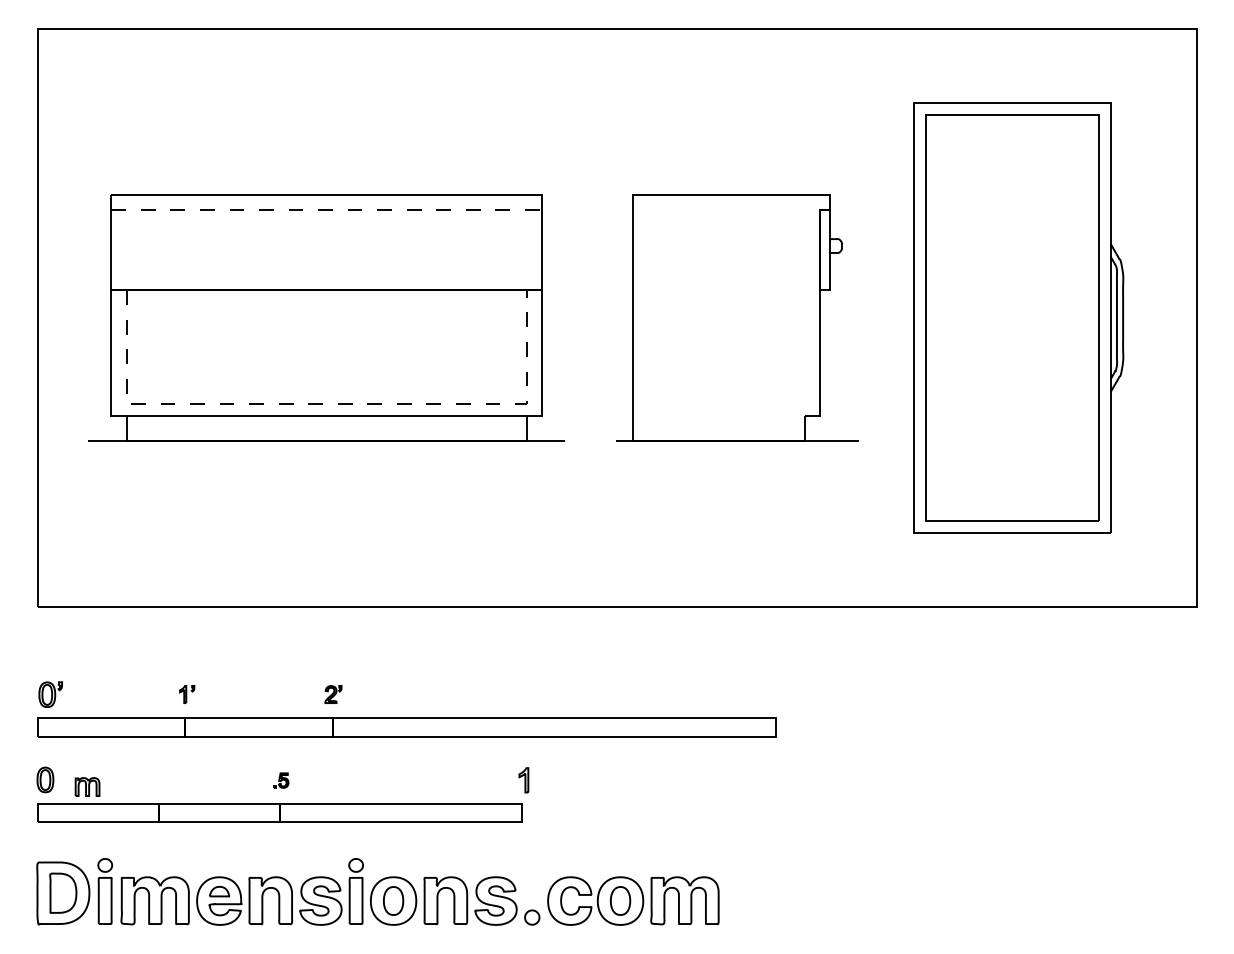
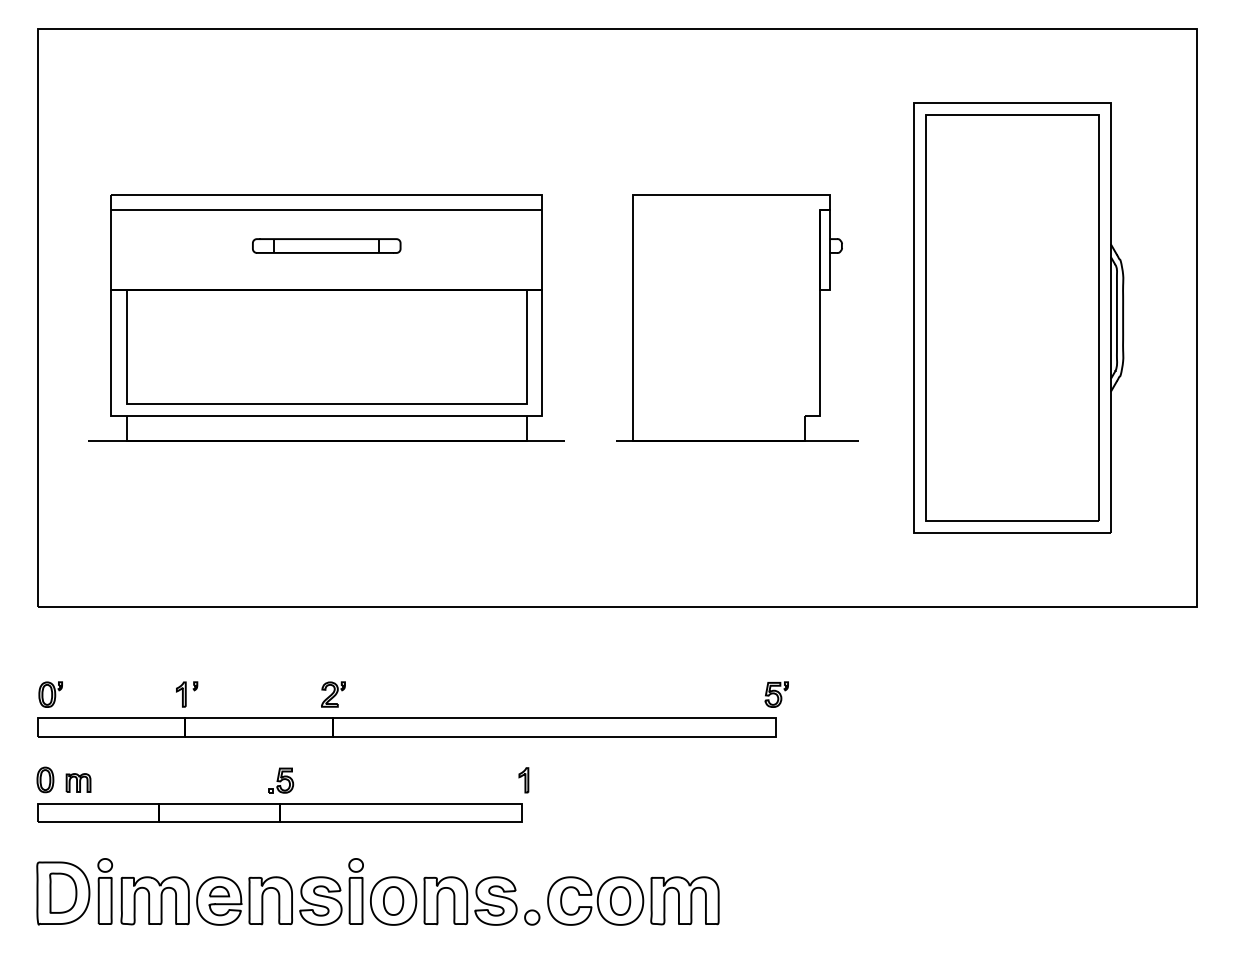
line: dashed -> solid (327, 210)
part: none -> present (326, 245)
line: dashed -> solid (327, 404)
part size: 17x19 px -> 23x27 px (187, 694)
part size: 19x19 px -> 25x27 px (333, 694)
part: none -> present (776, 694)
part size: 17x17 px -> 27x27 px (281, 780)
part position: (87, 786) -> (78, 782) (78, 782)
